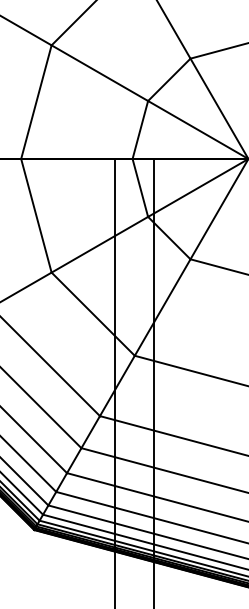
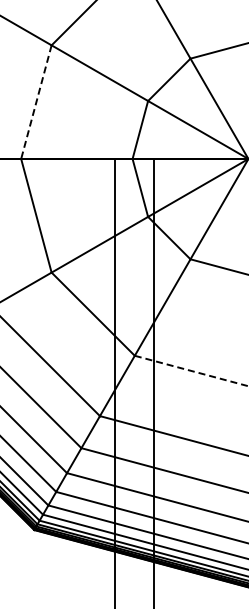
line: solid -> dashed (36, 102)
line: solid -> dashed (191, 371)
